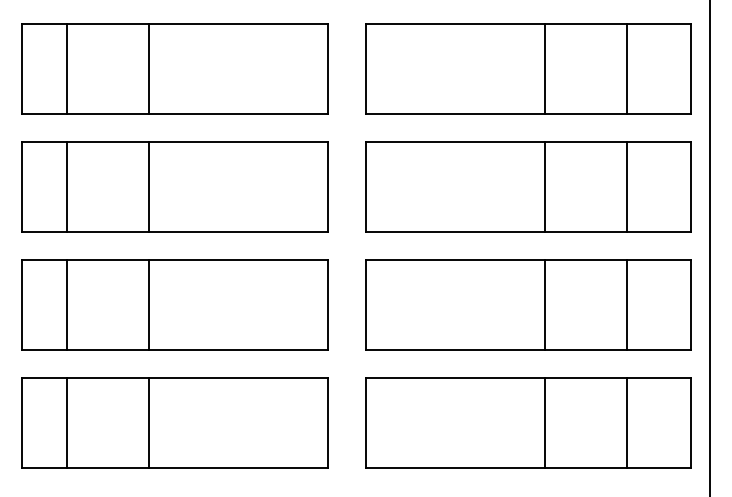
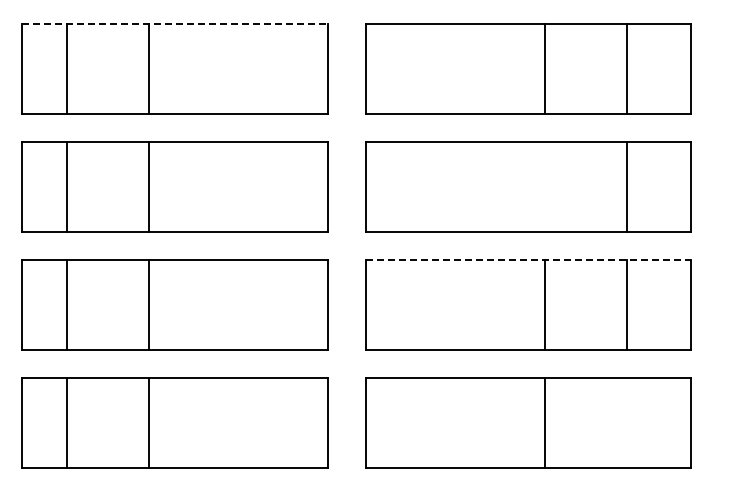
line: solid -> dashed (174, 23)
line: present -> none (544, 186)
line: present -> none (710, 247)
line: solid -> dashed (528, 259)
line: present -> none (626, 422)
